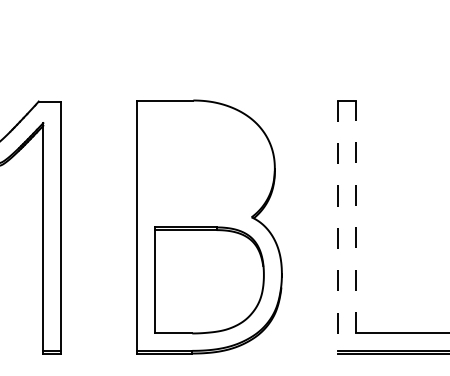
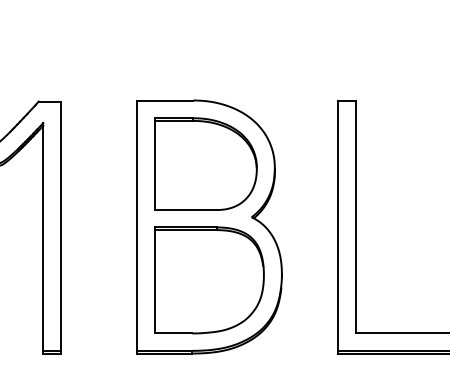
part: none -> present (205, 163)
line: dashed -> solid (355, 216)
line: dashed -> solid (337, 227)
